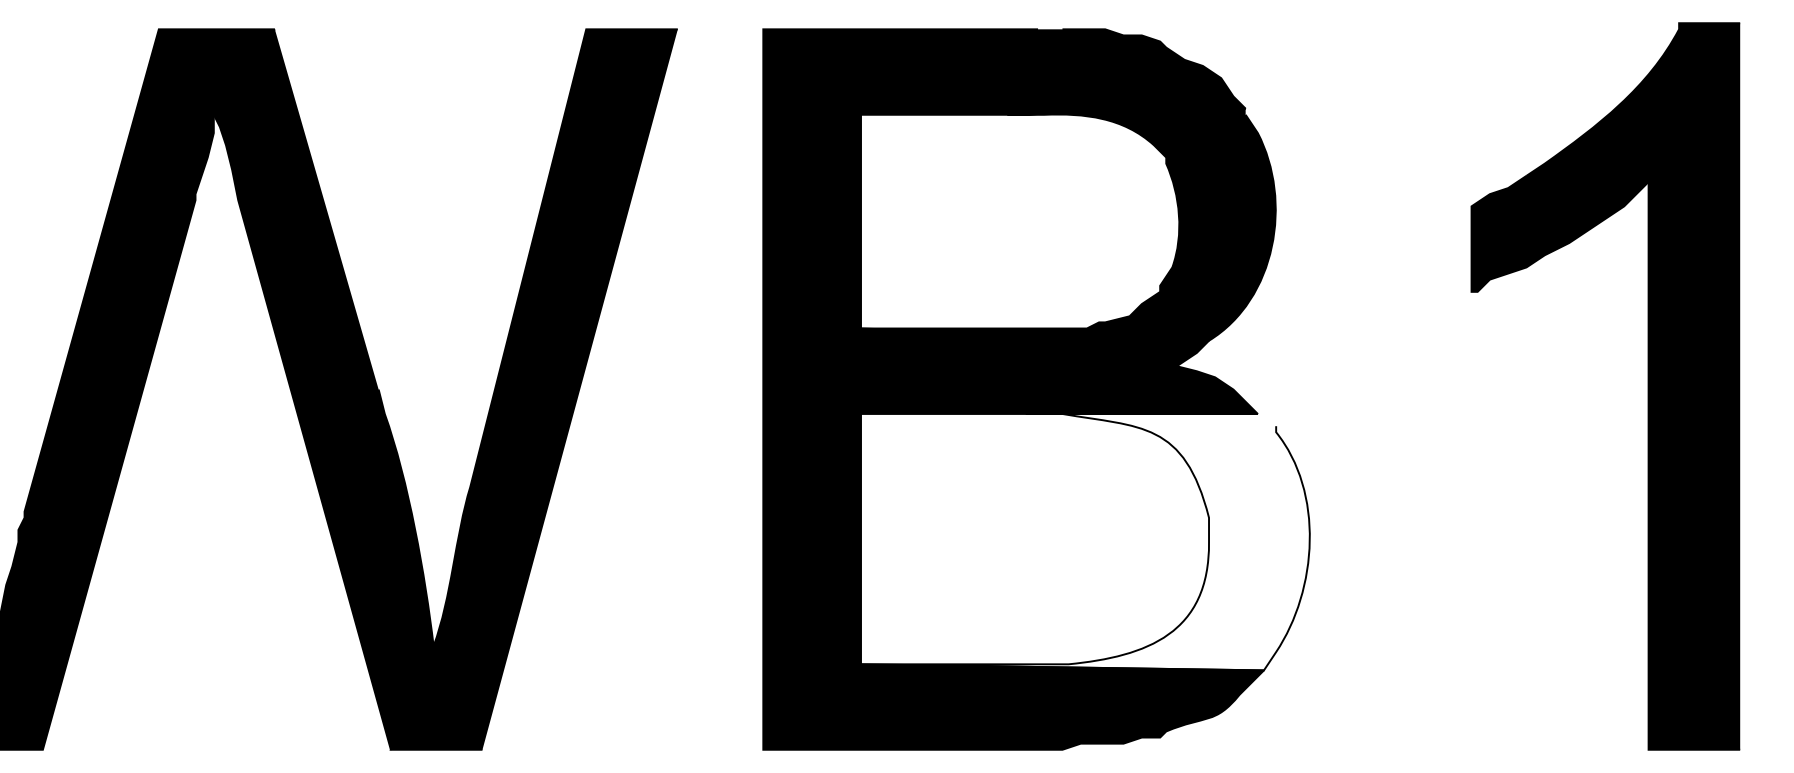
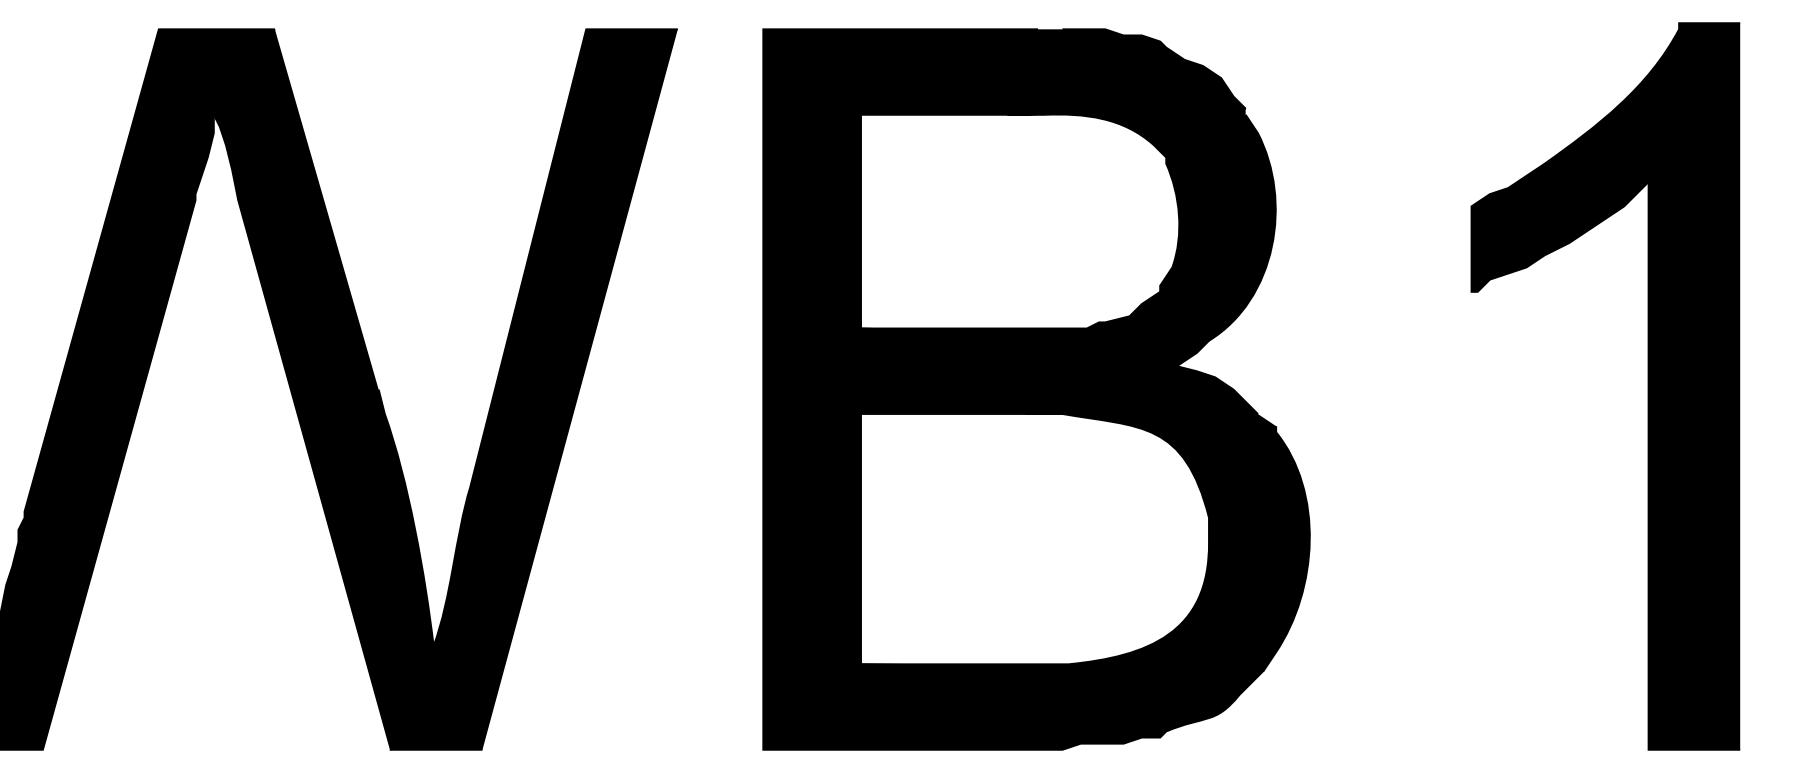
fill: none -> present (1085, 541)
